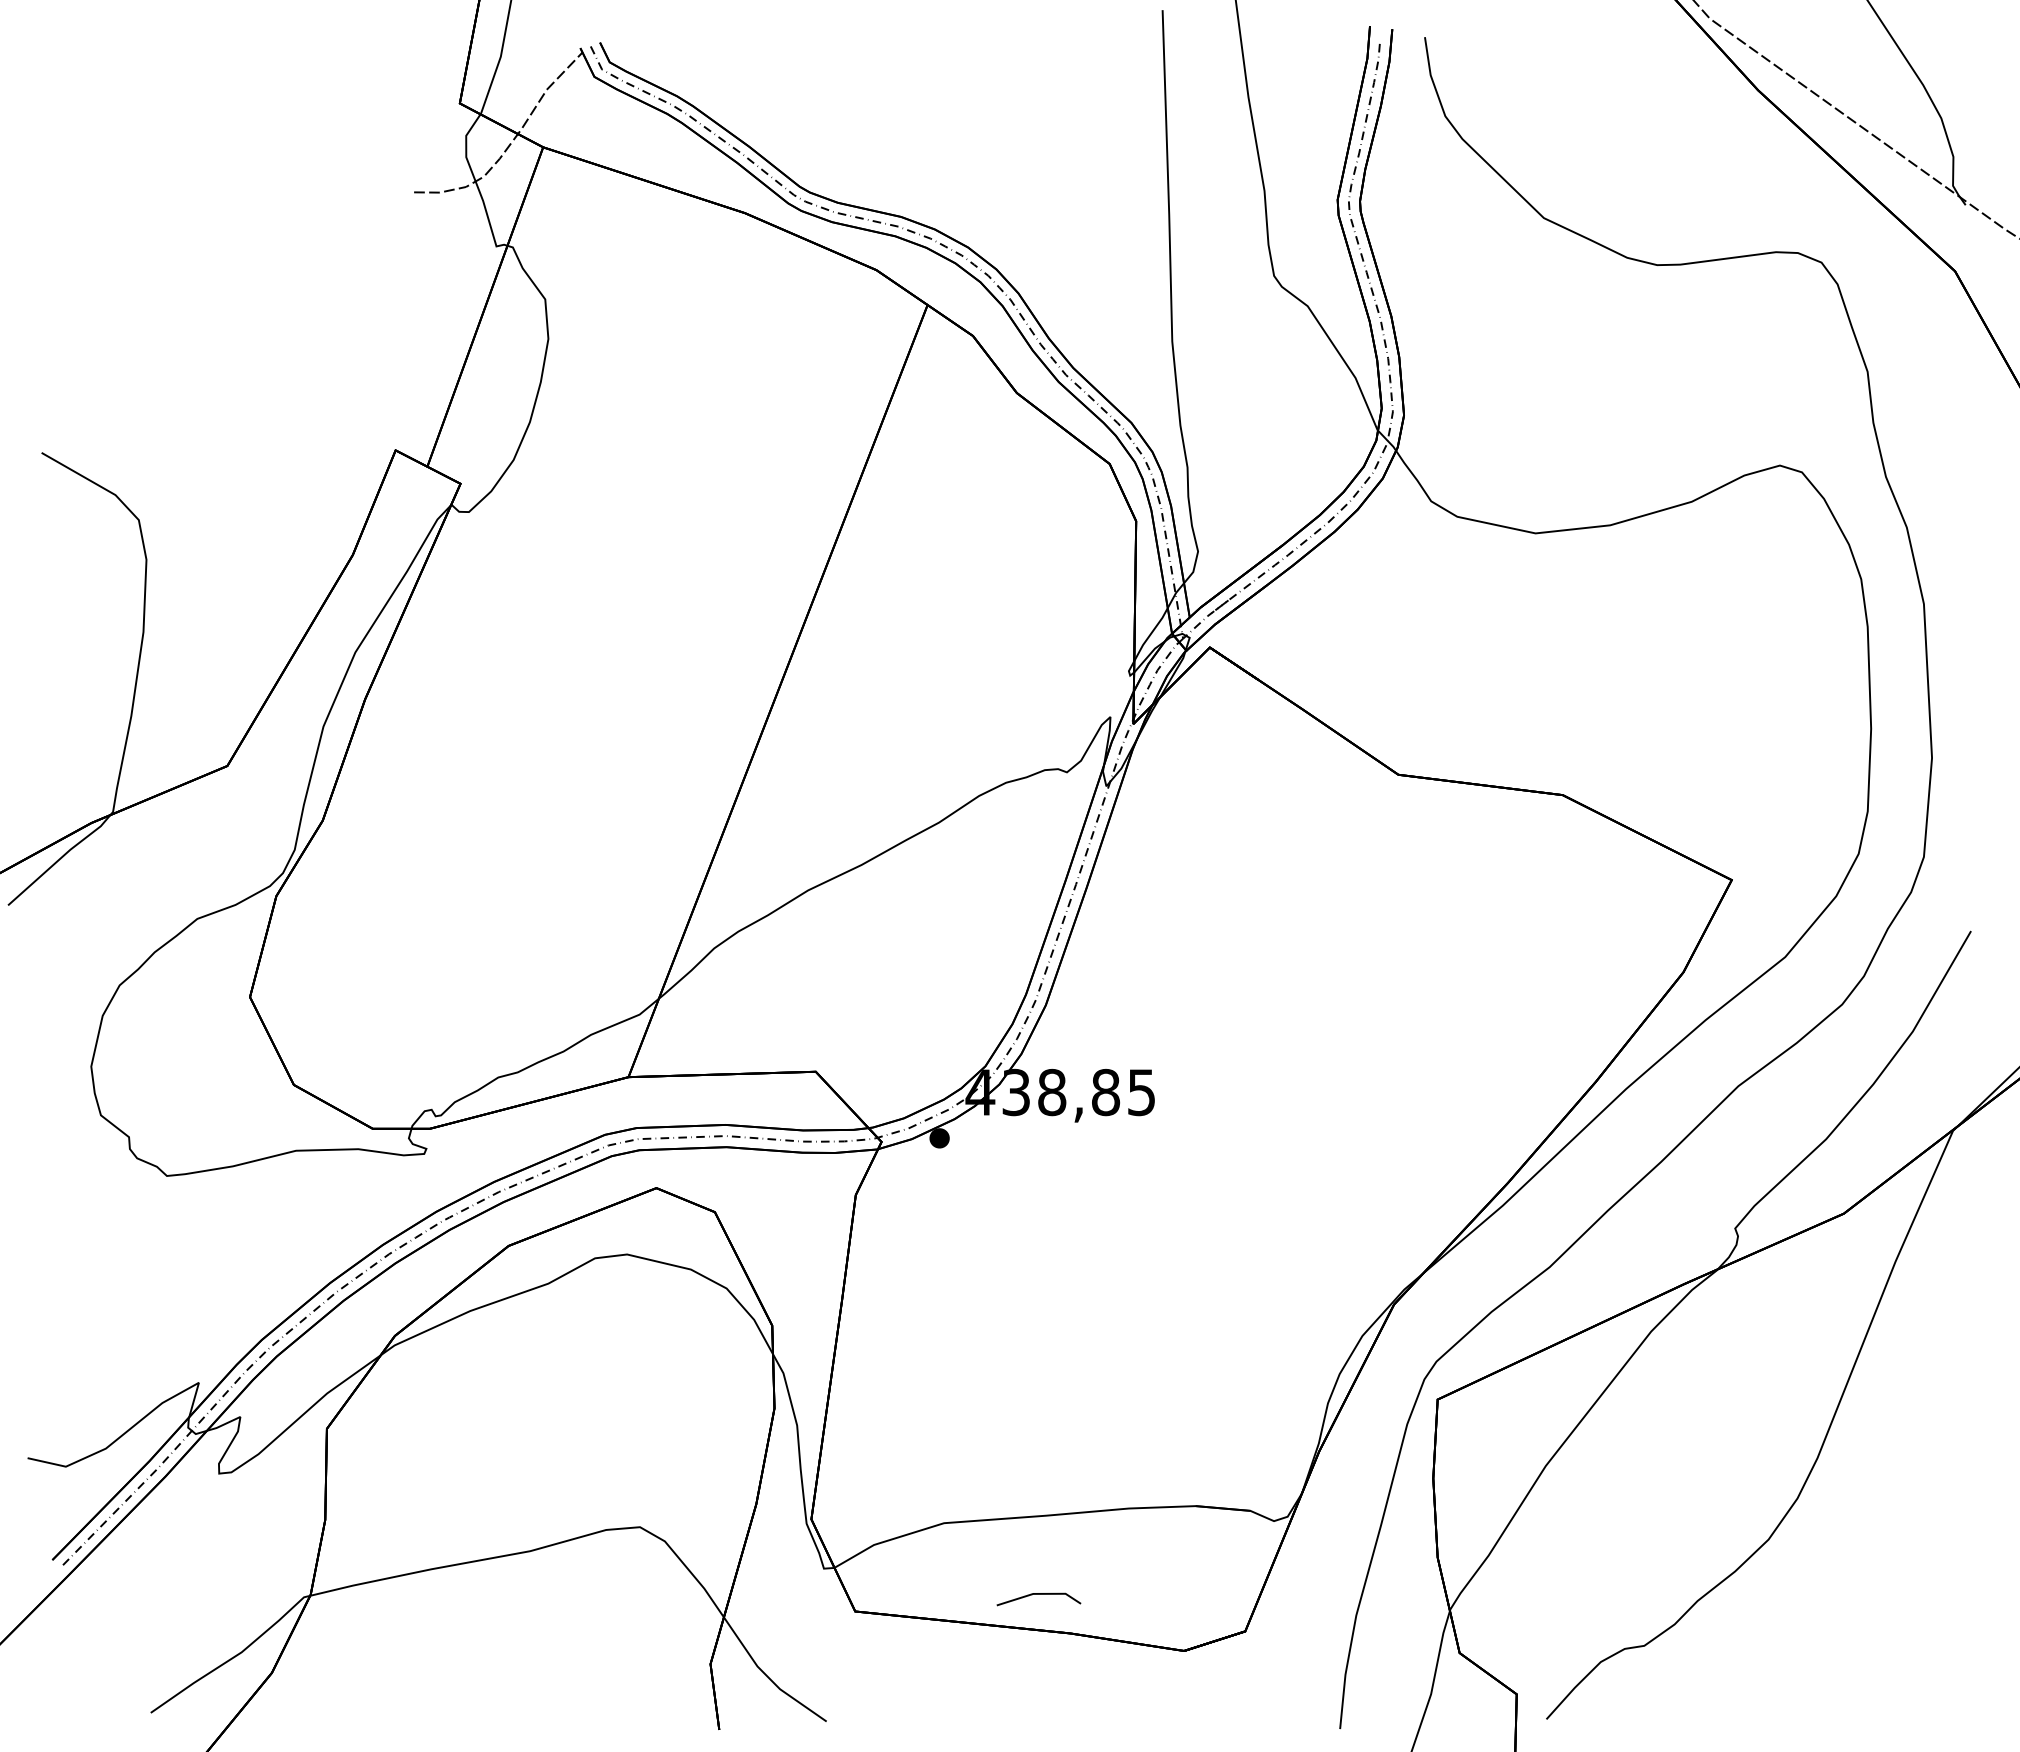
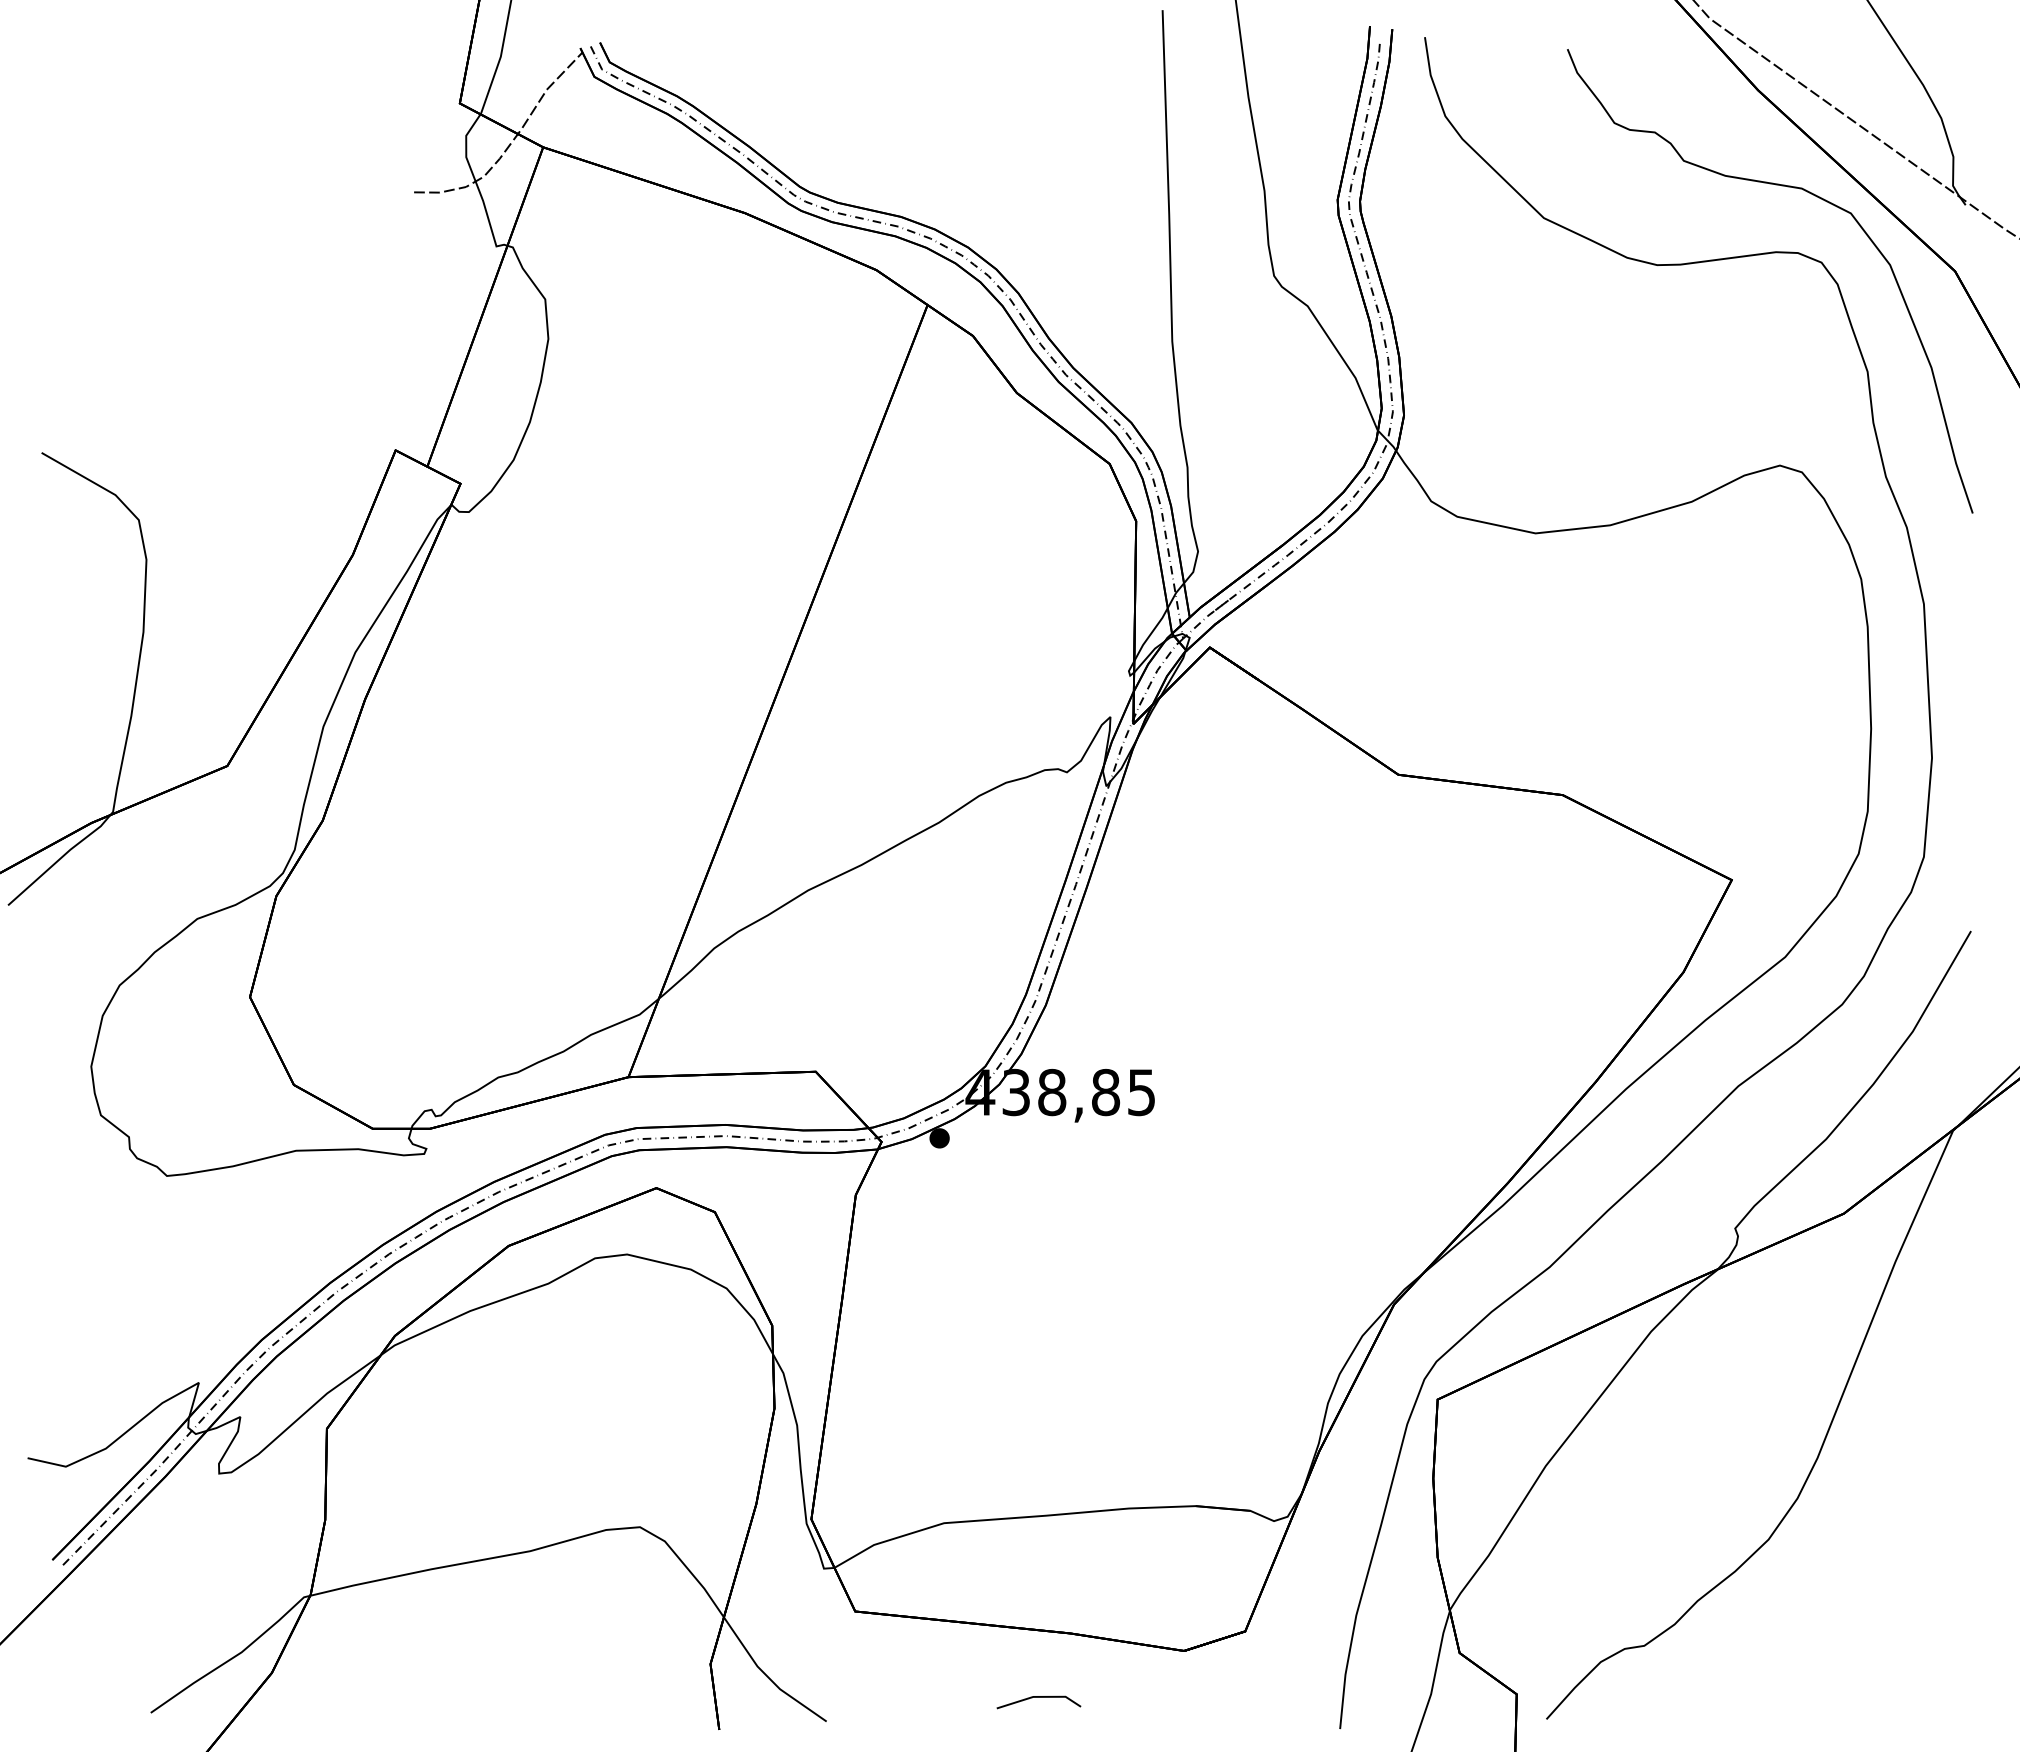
curve: none -> present (1787, 187)
line position: (1038, 1594) -> (1038, 1697) (1038, 1697)
